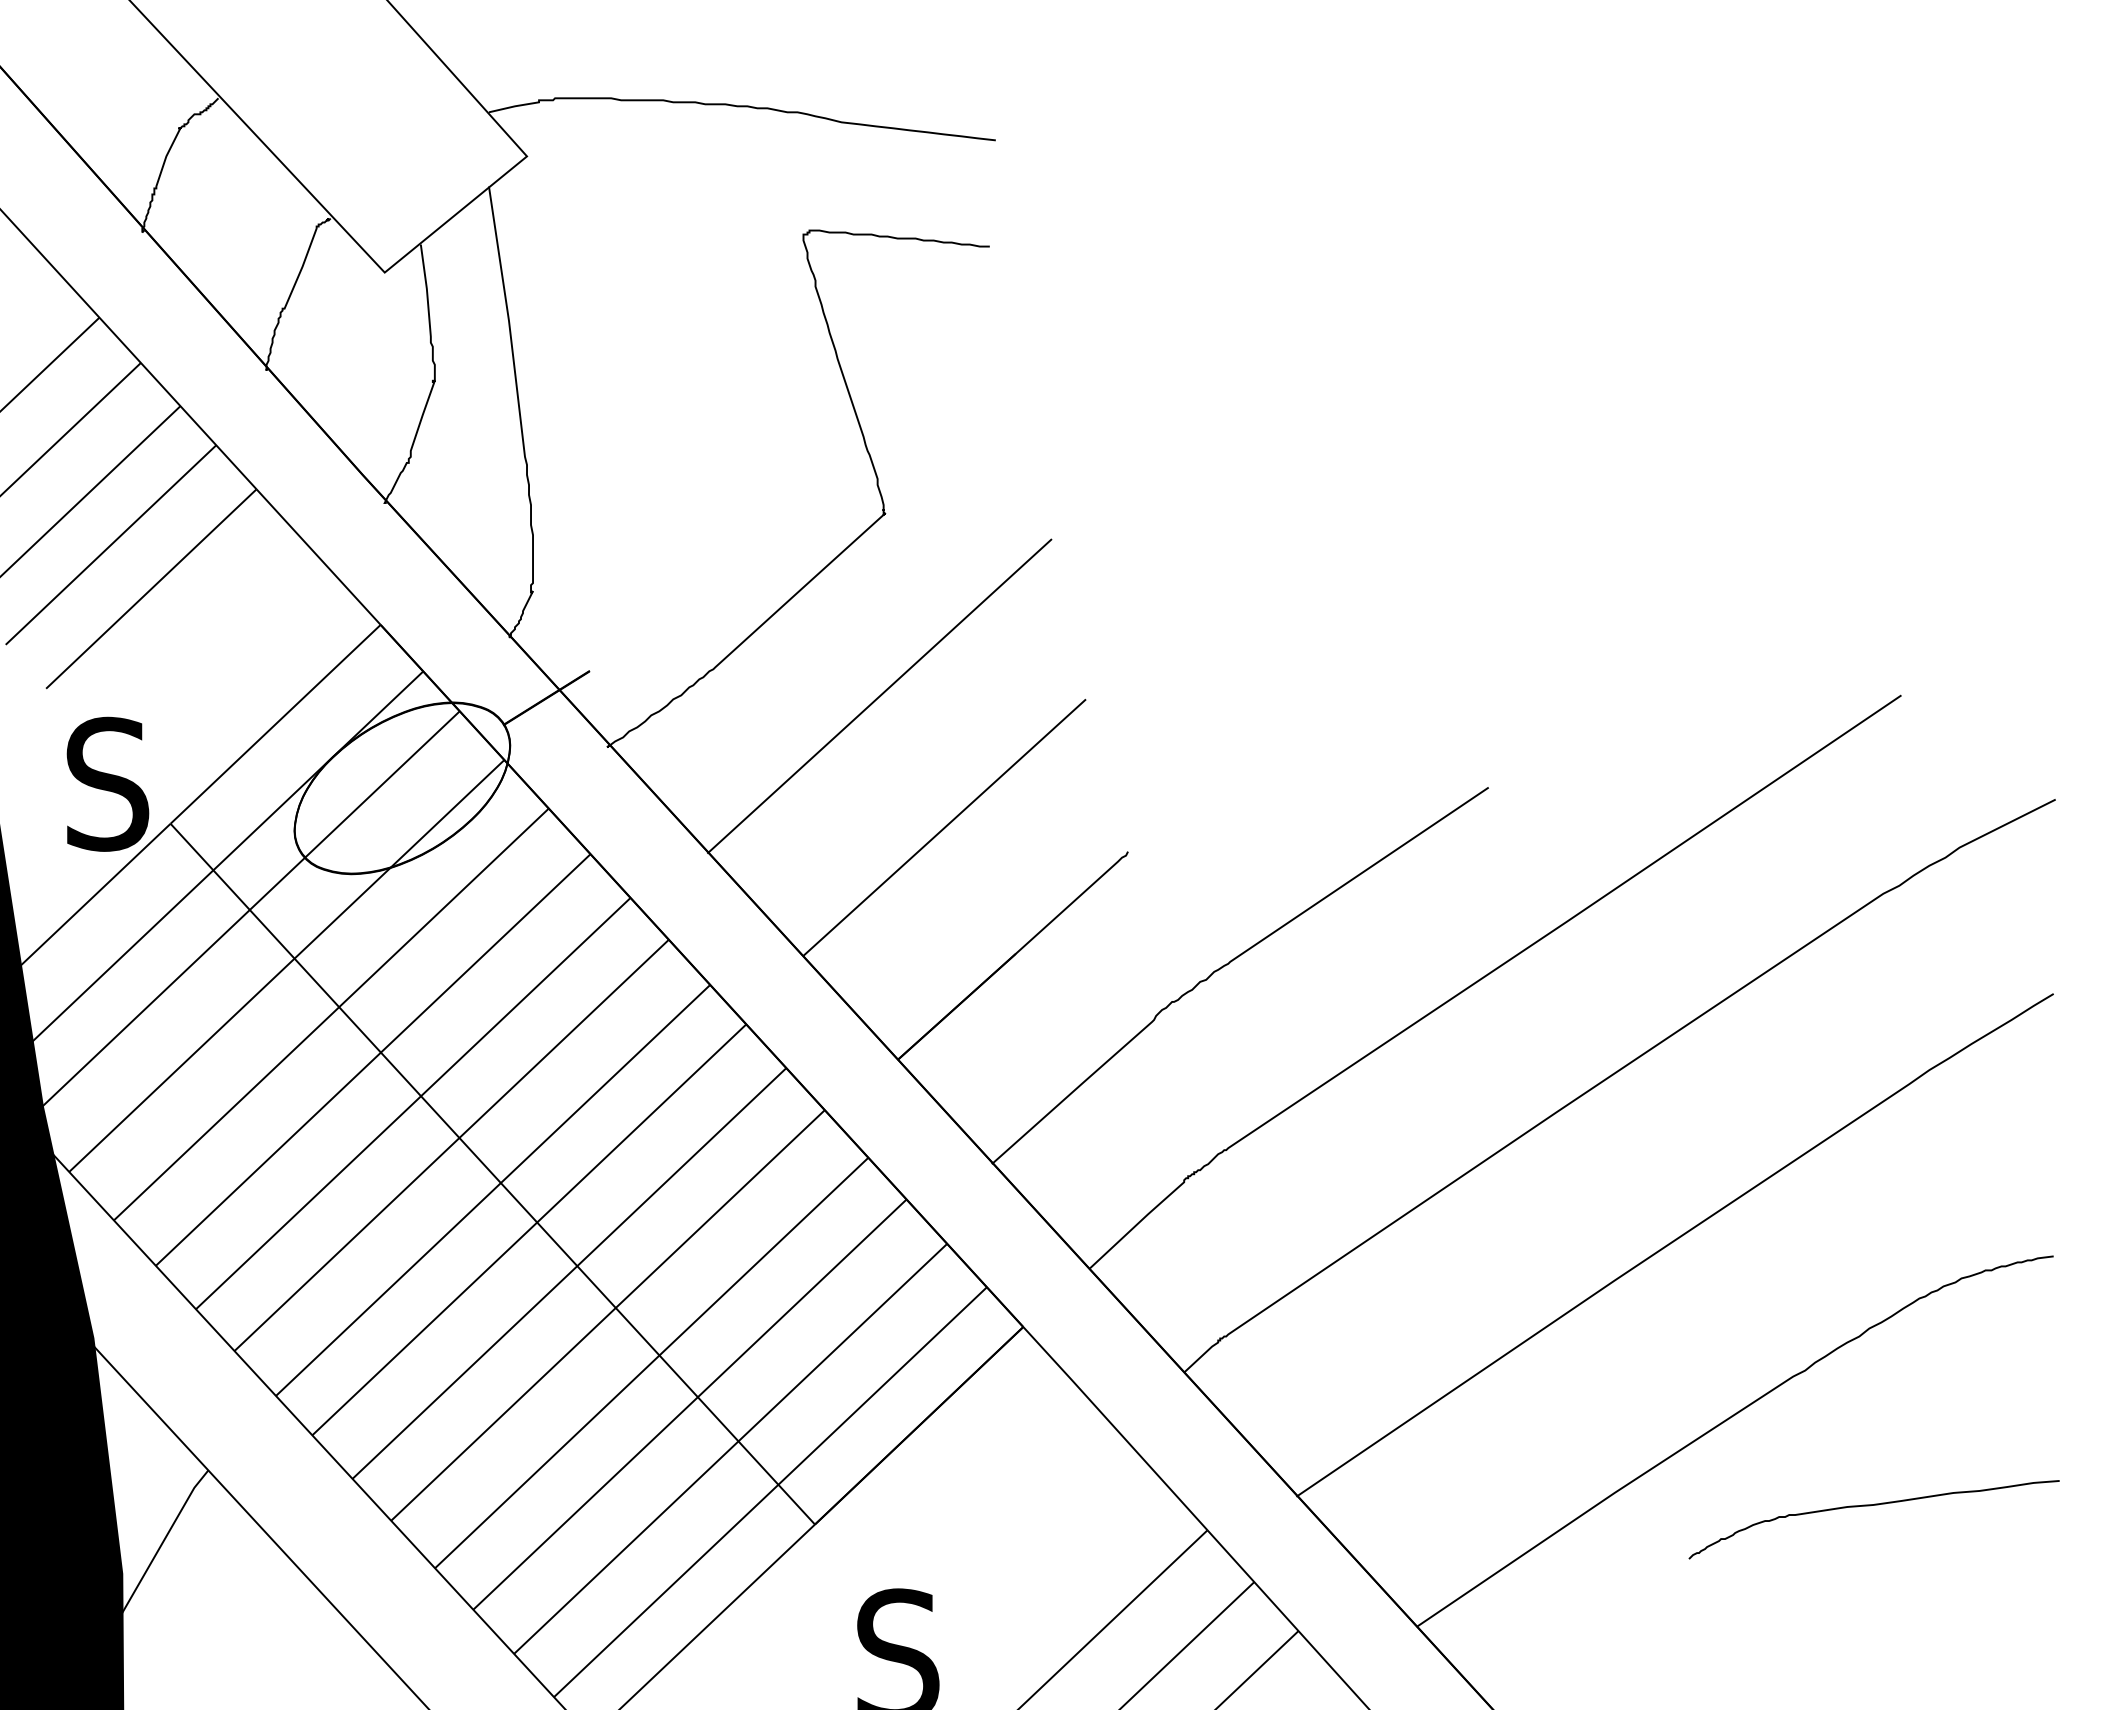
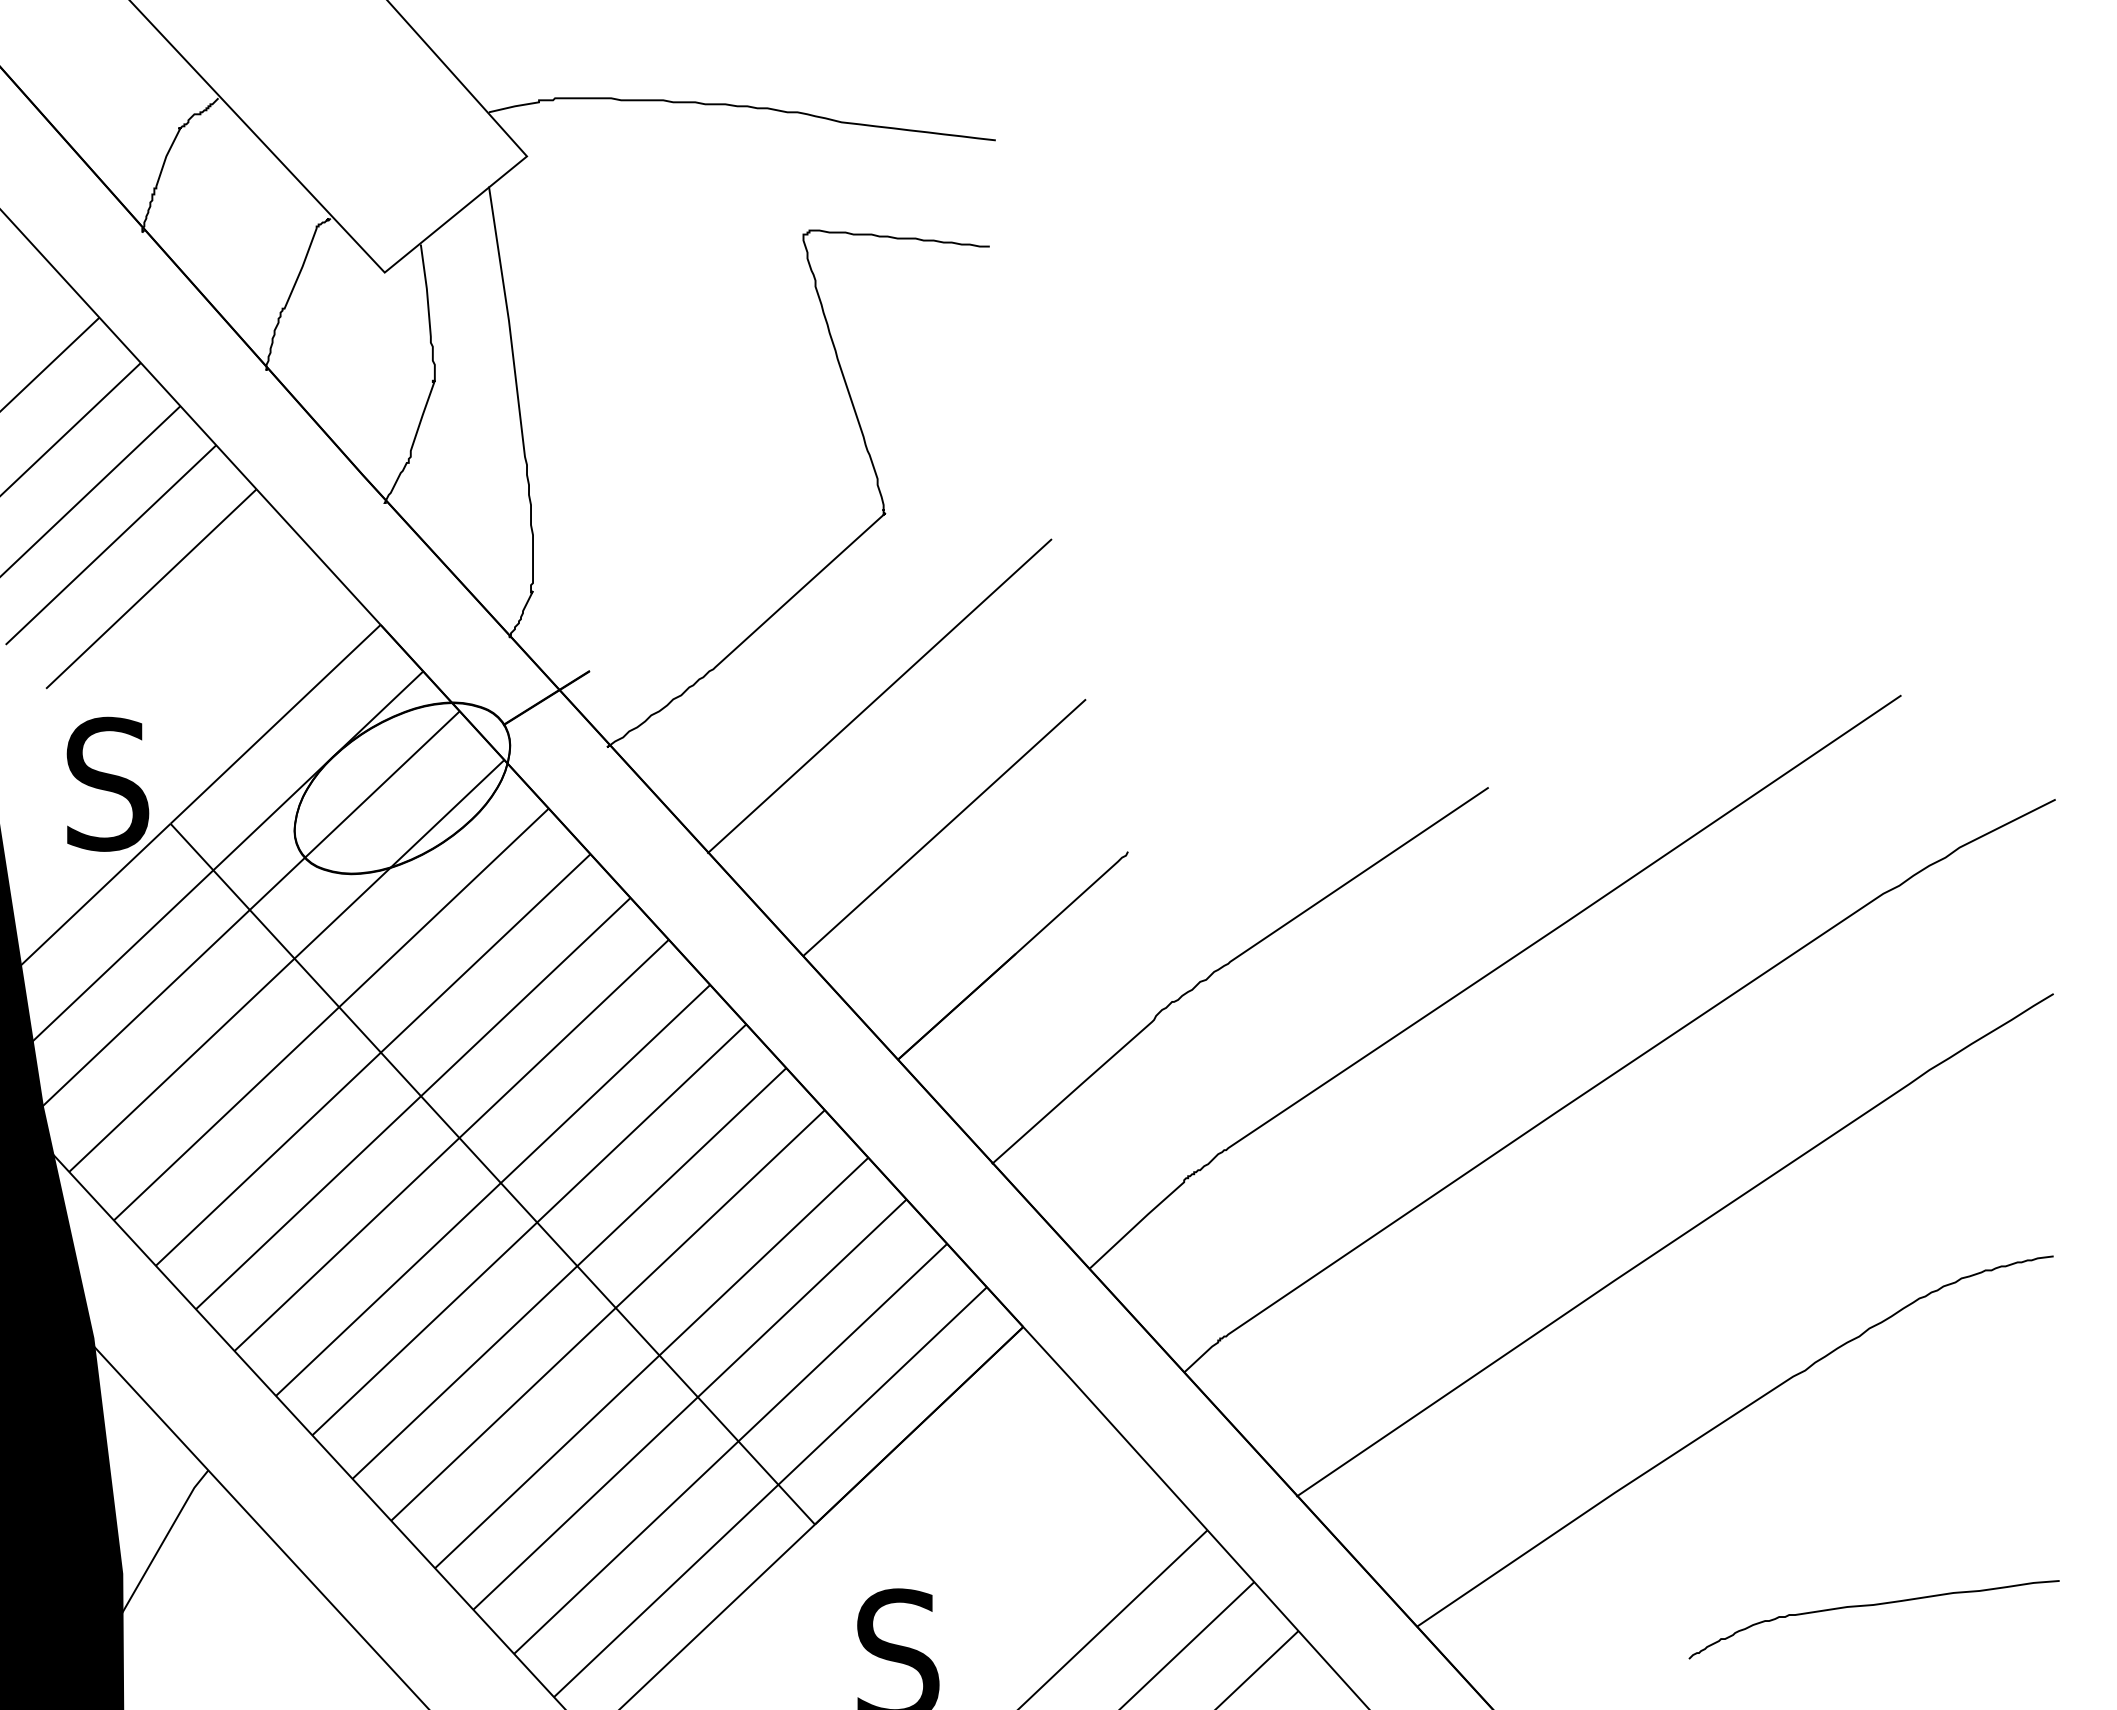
curve position: (1870, 1506) -> (1870, 1606) (1870, 1606)
